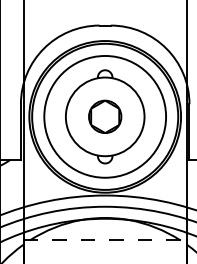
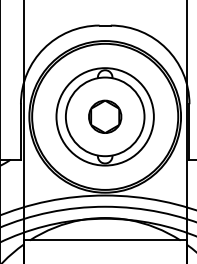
circle diameter: 122 px -> 97 px (104, 116)
line: dashed -> solid (105, 240)
